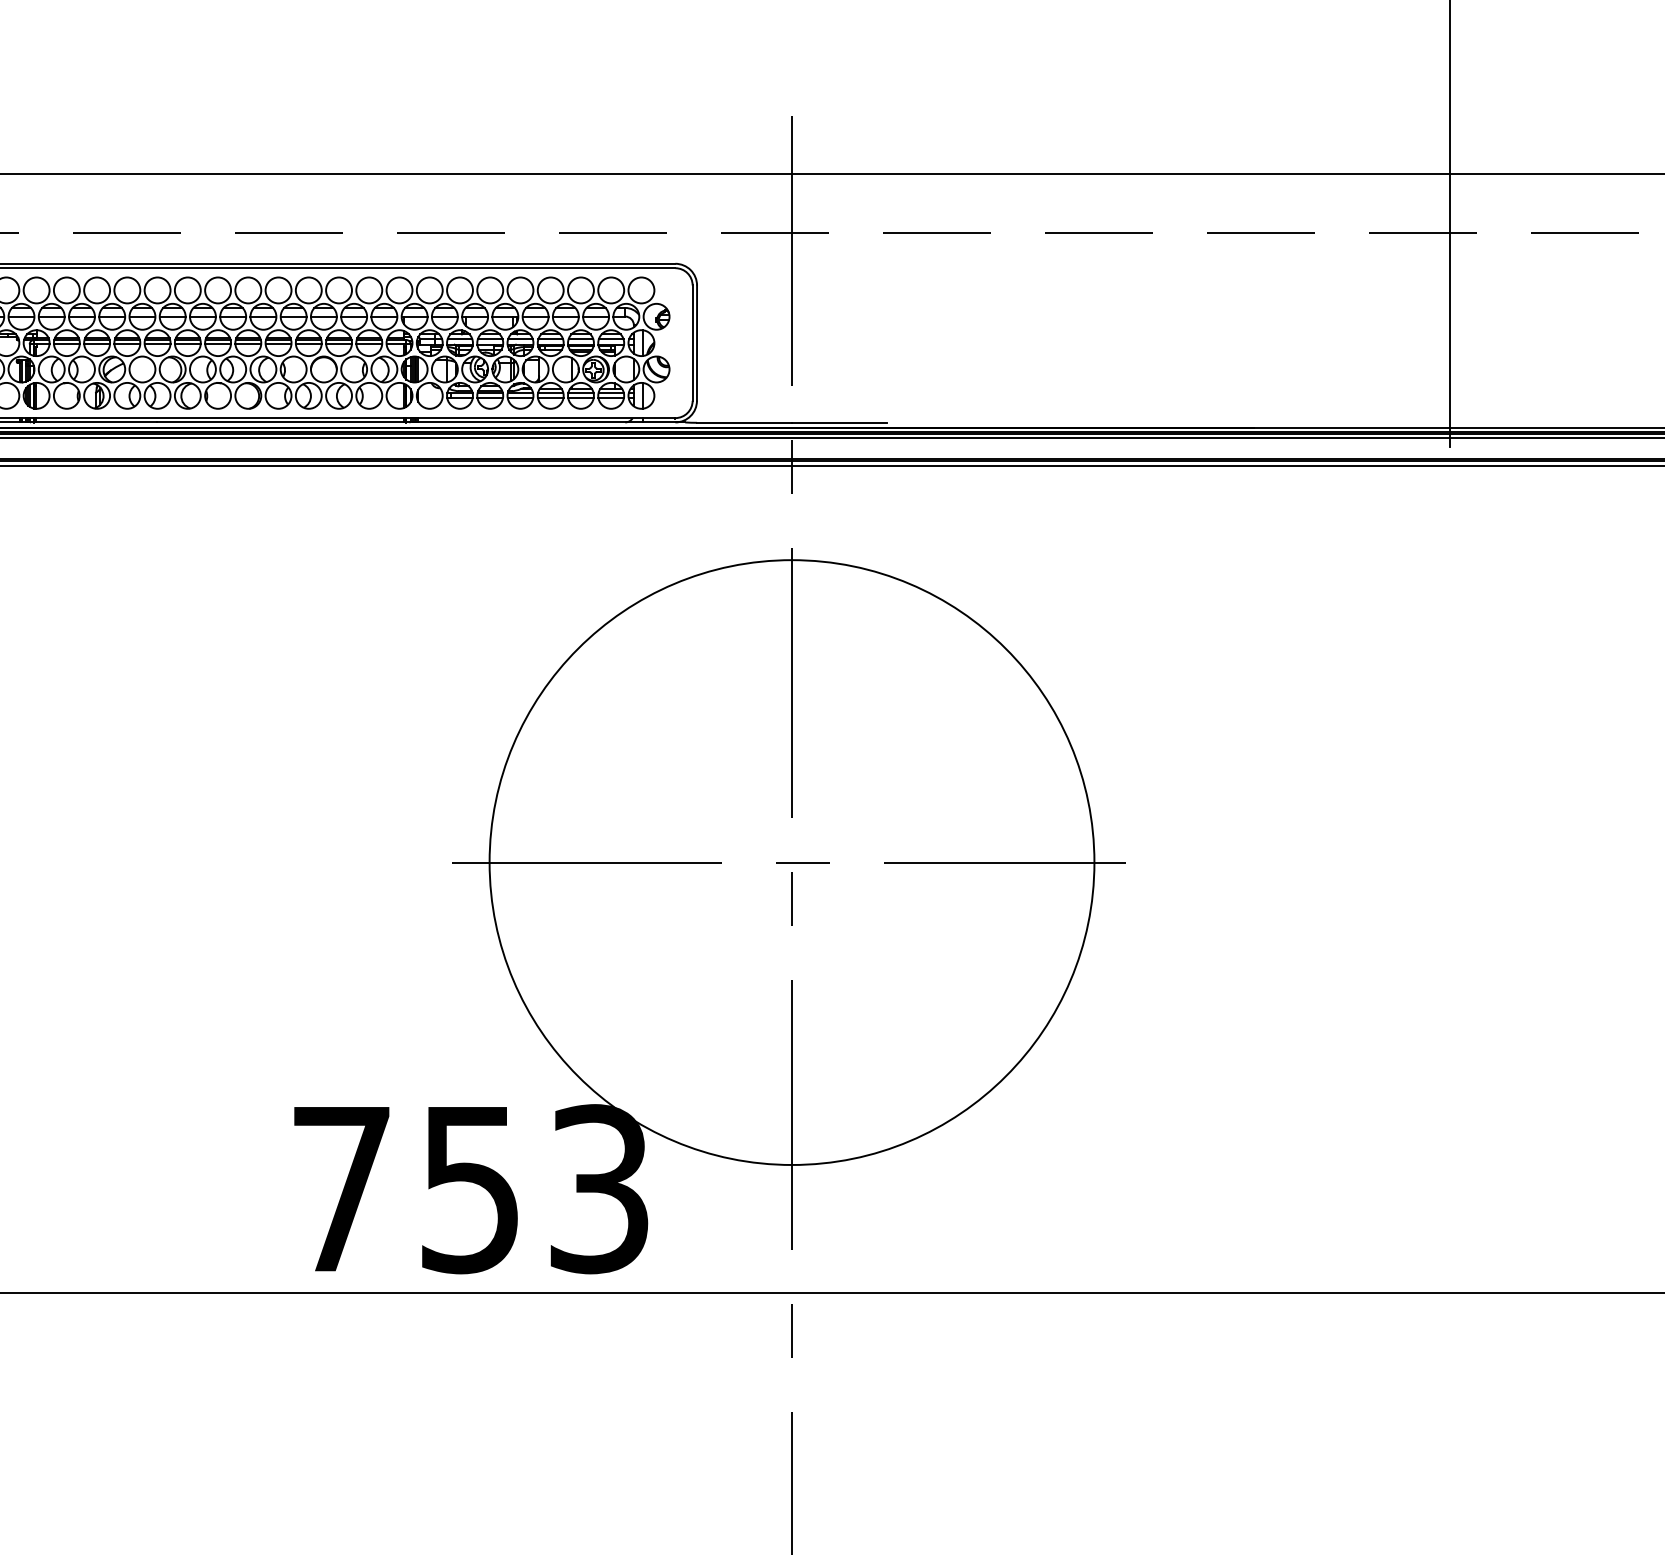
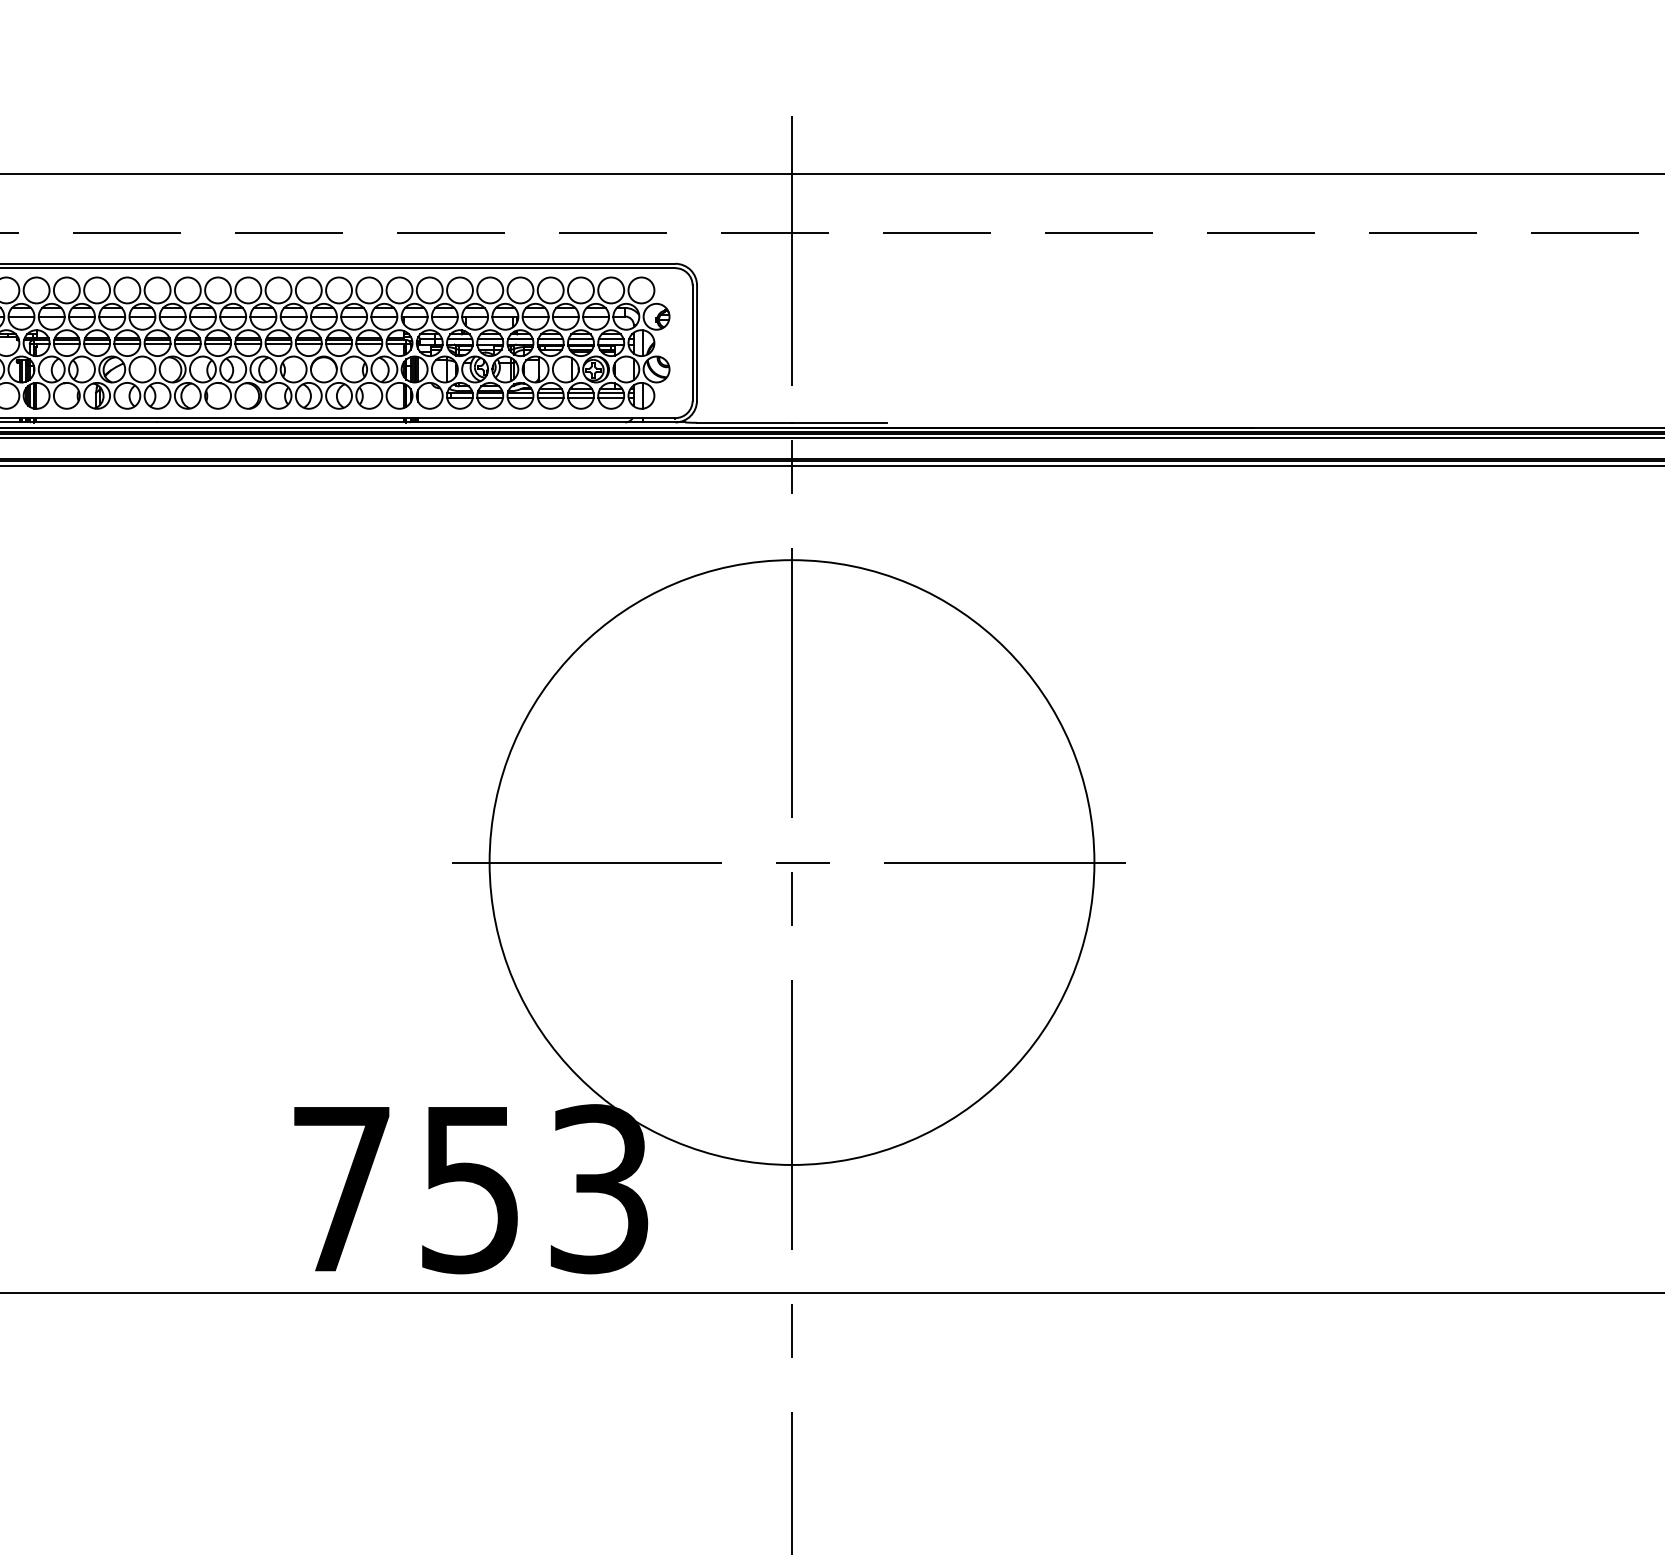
line: present -> none (1449, 224)
